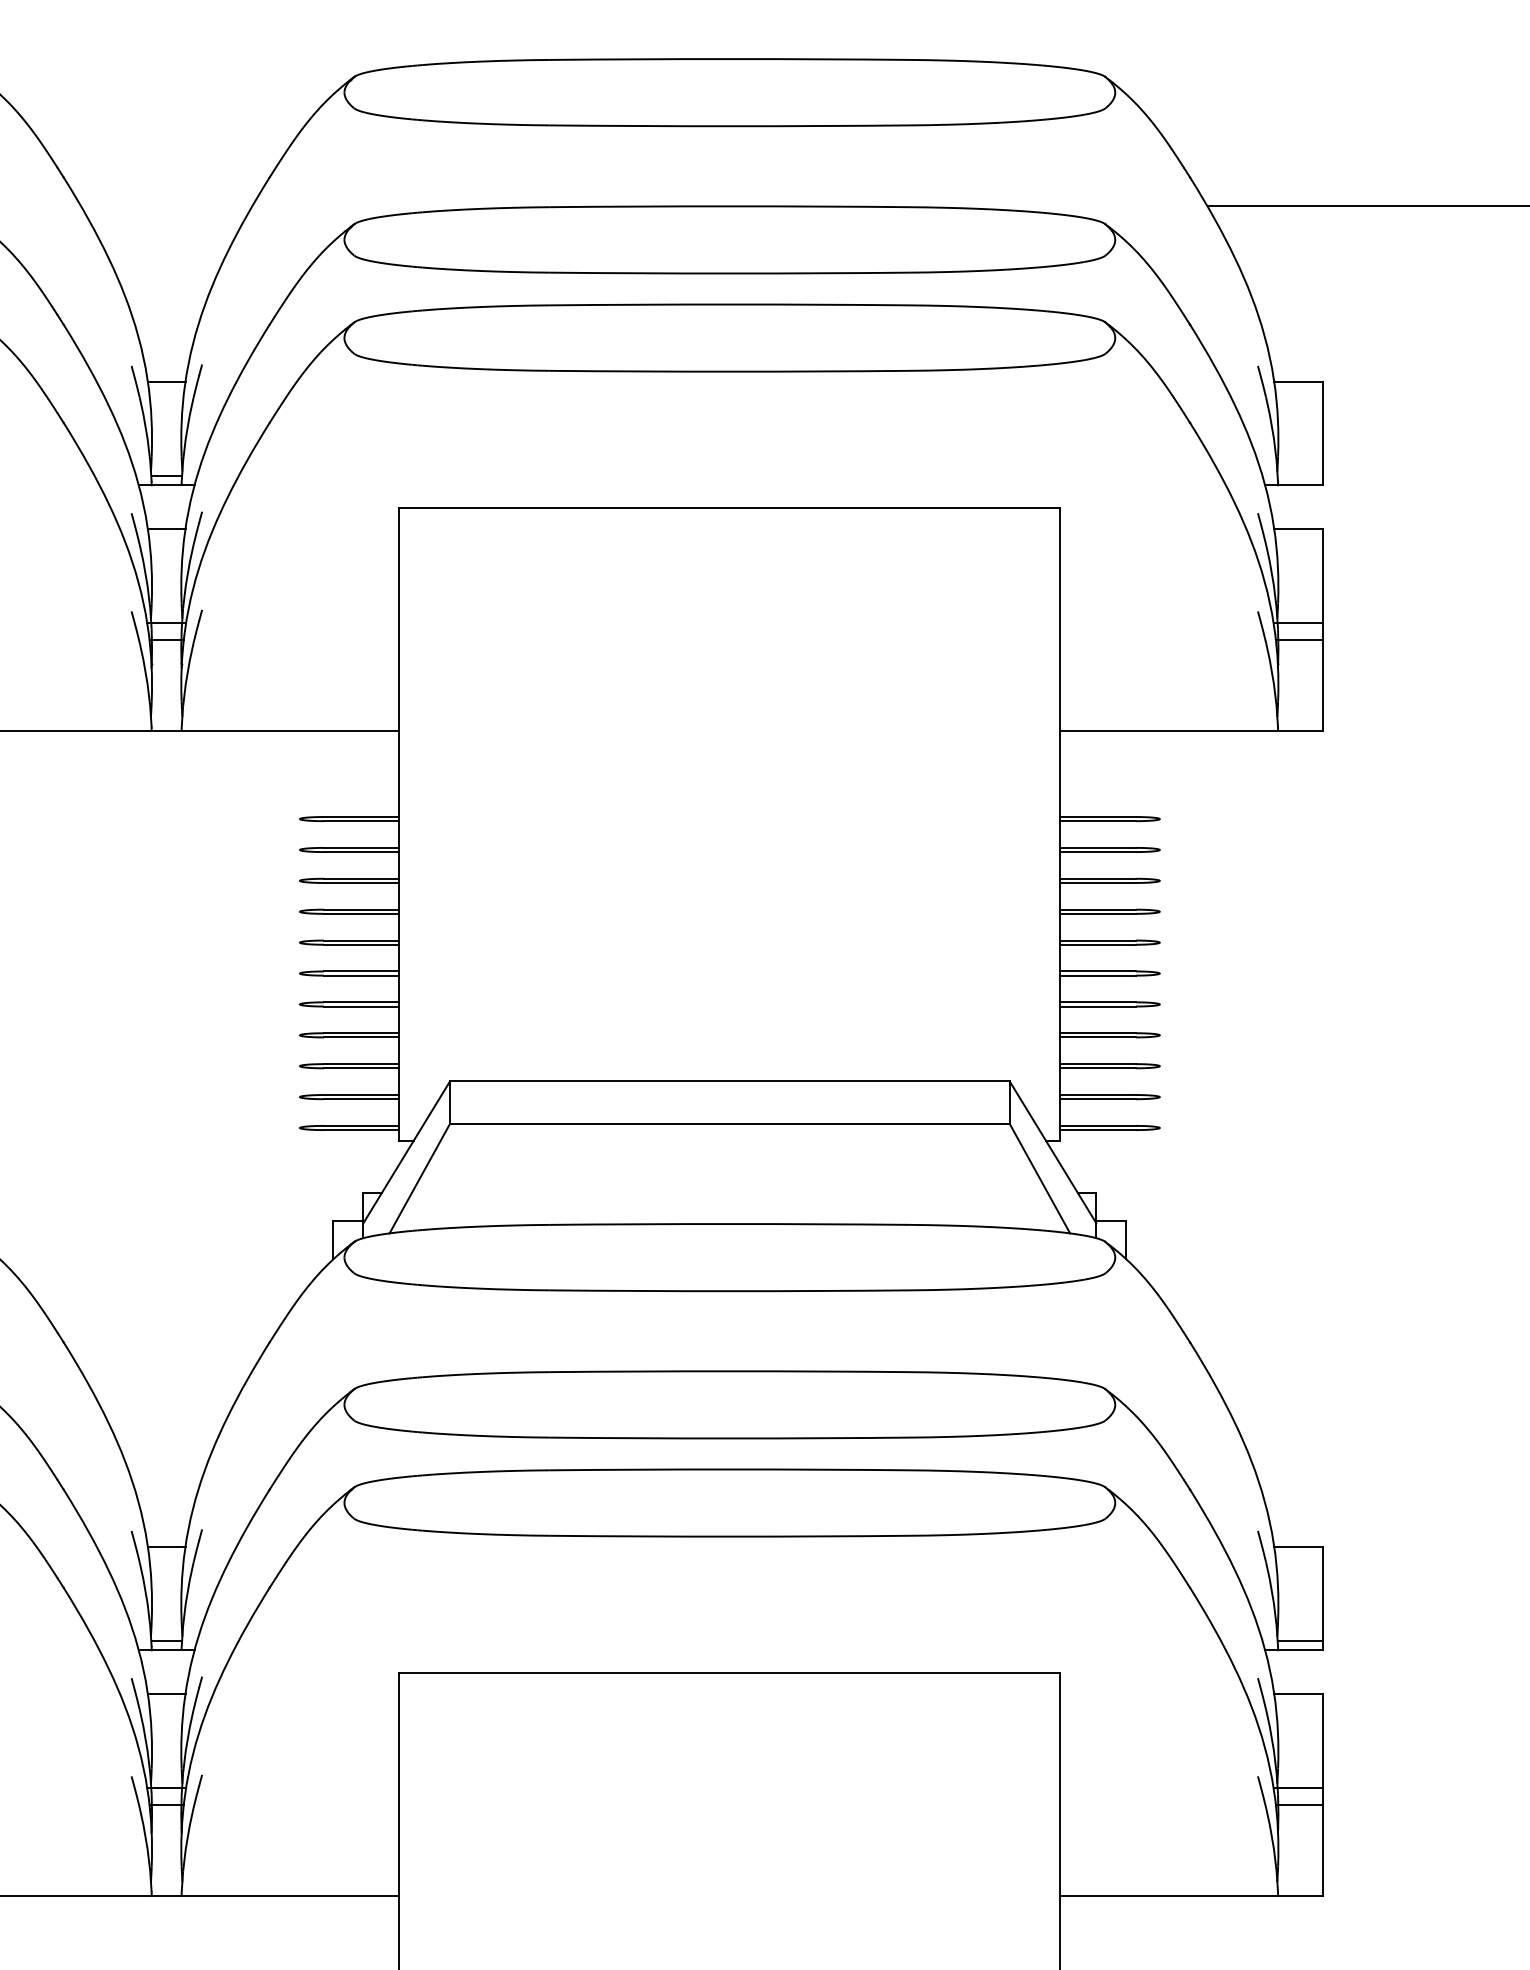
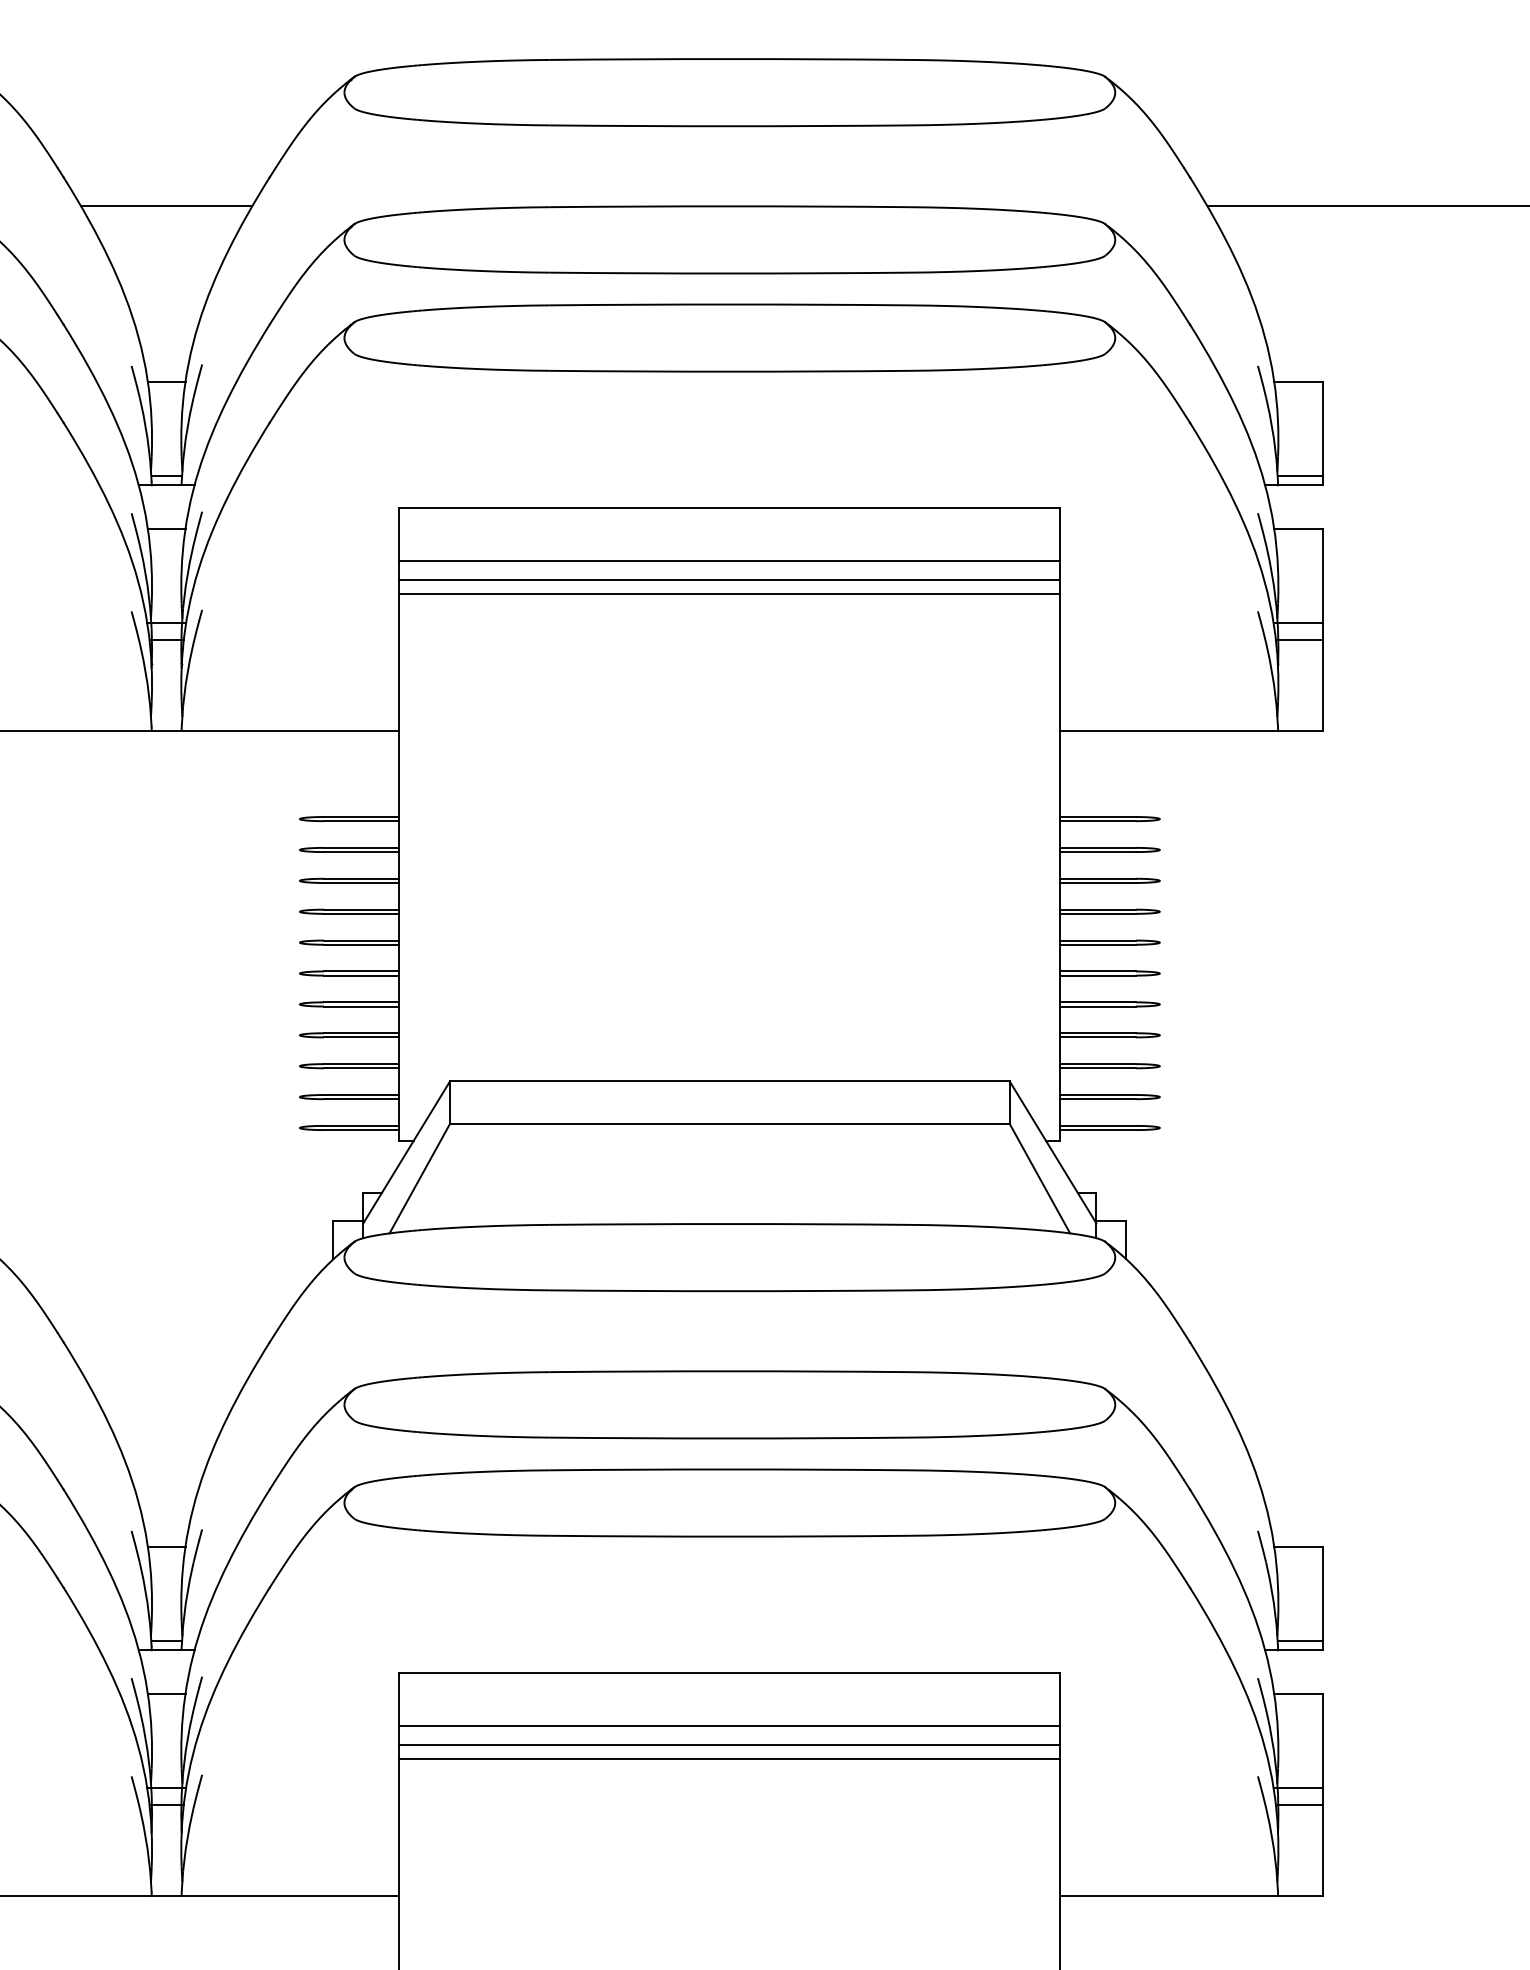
line: none -> present (166, 206)
line: none -> present (1300, 476)
line: none -> present (729, 561)
line: none -> present (729, 580)
line: none -> present (729, 593)
line: none -> present (729, 1726)
line: none -> present (729, 1745)
line: none -> present (729, 1758)
